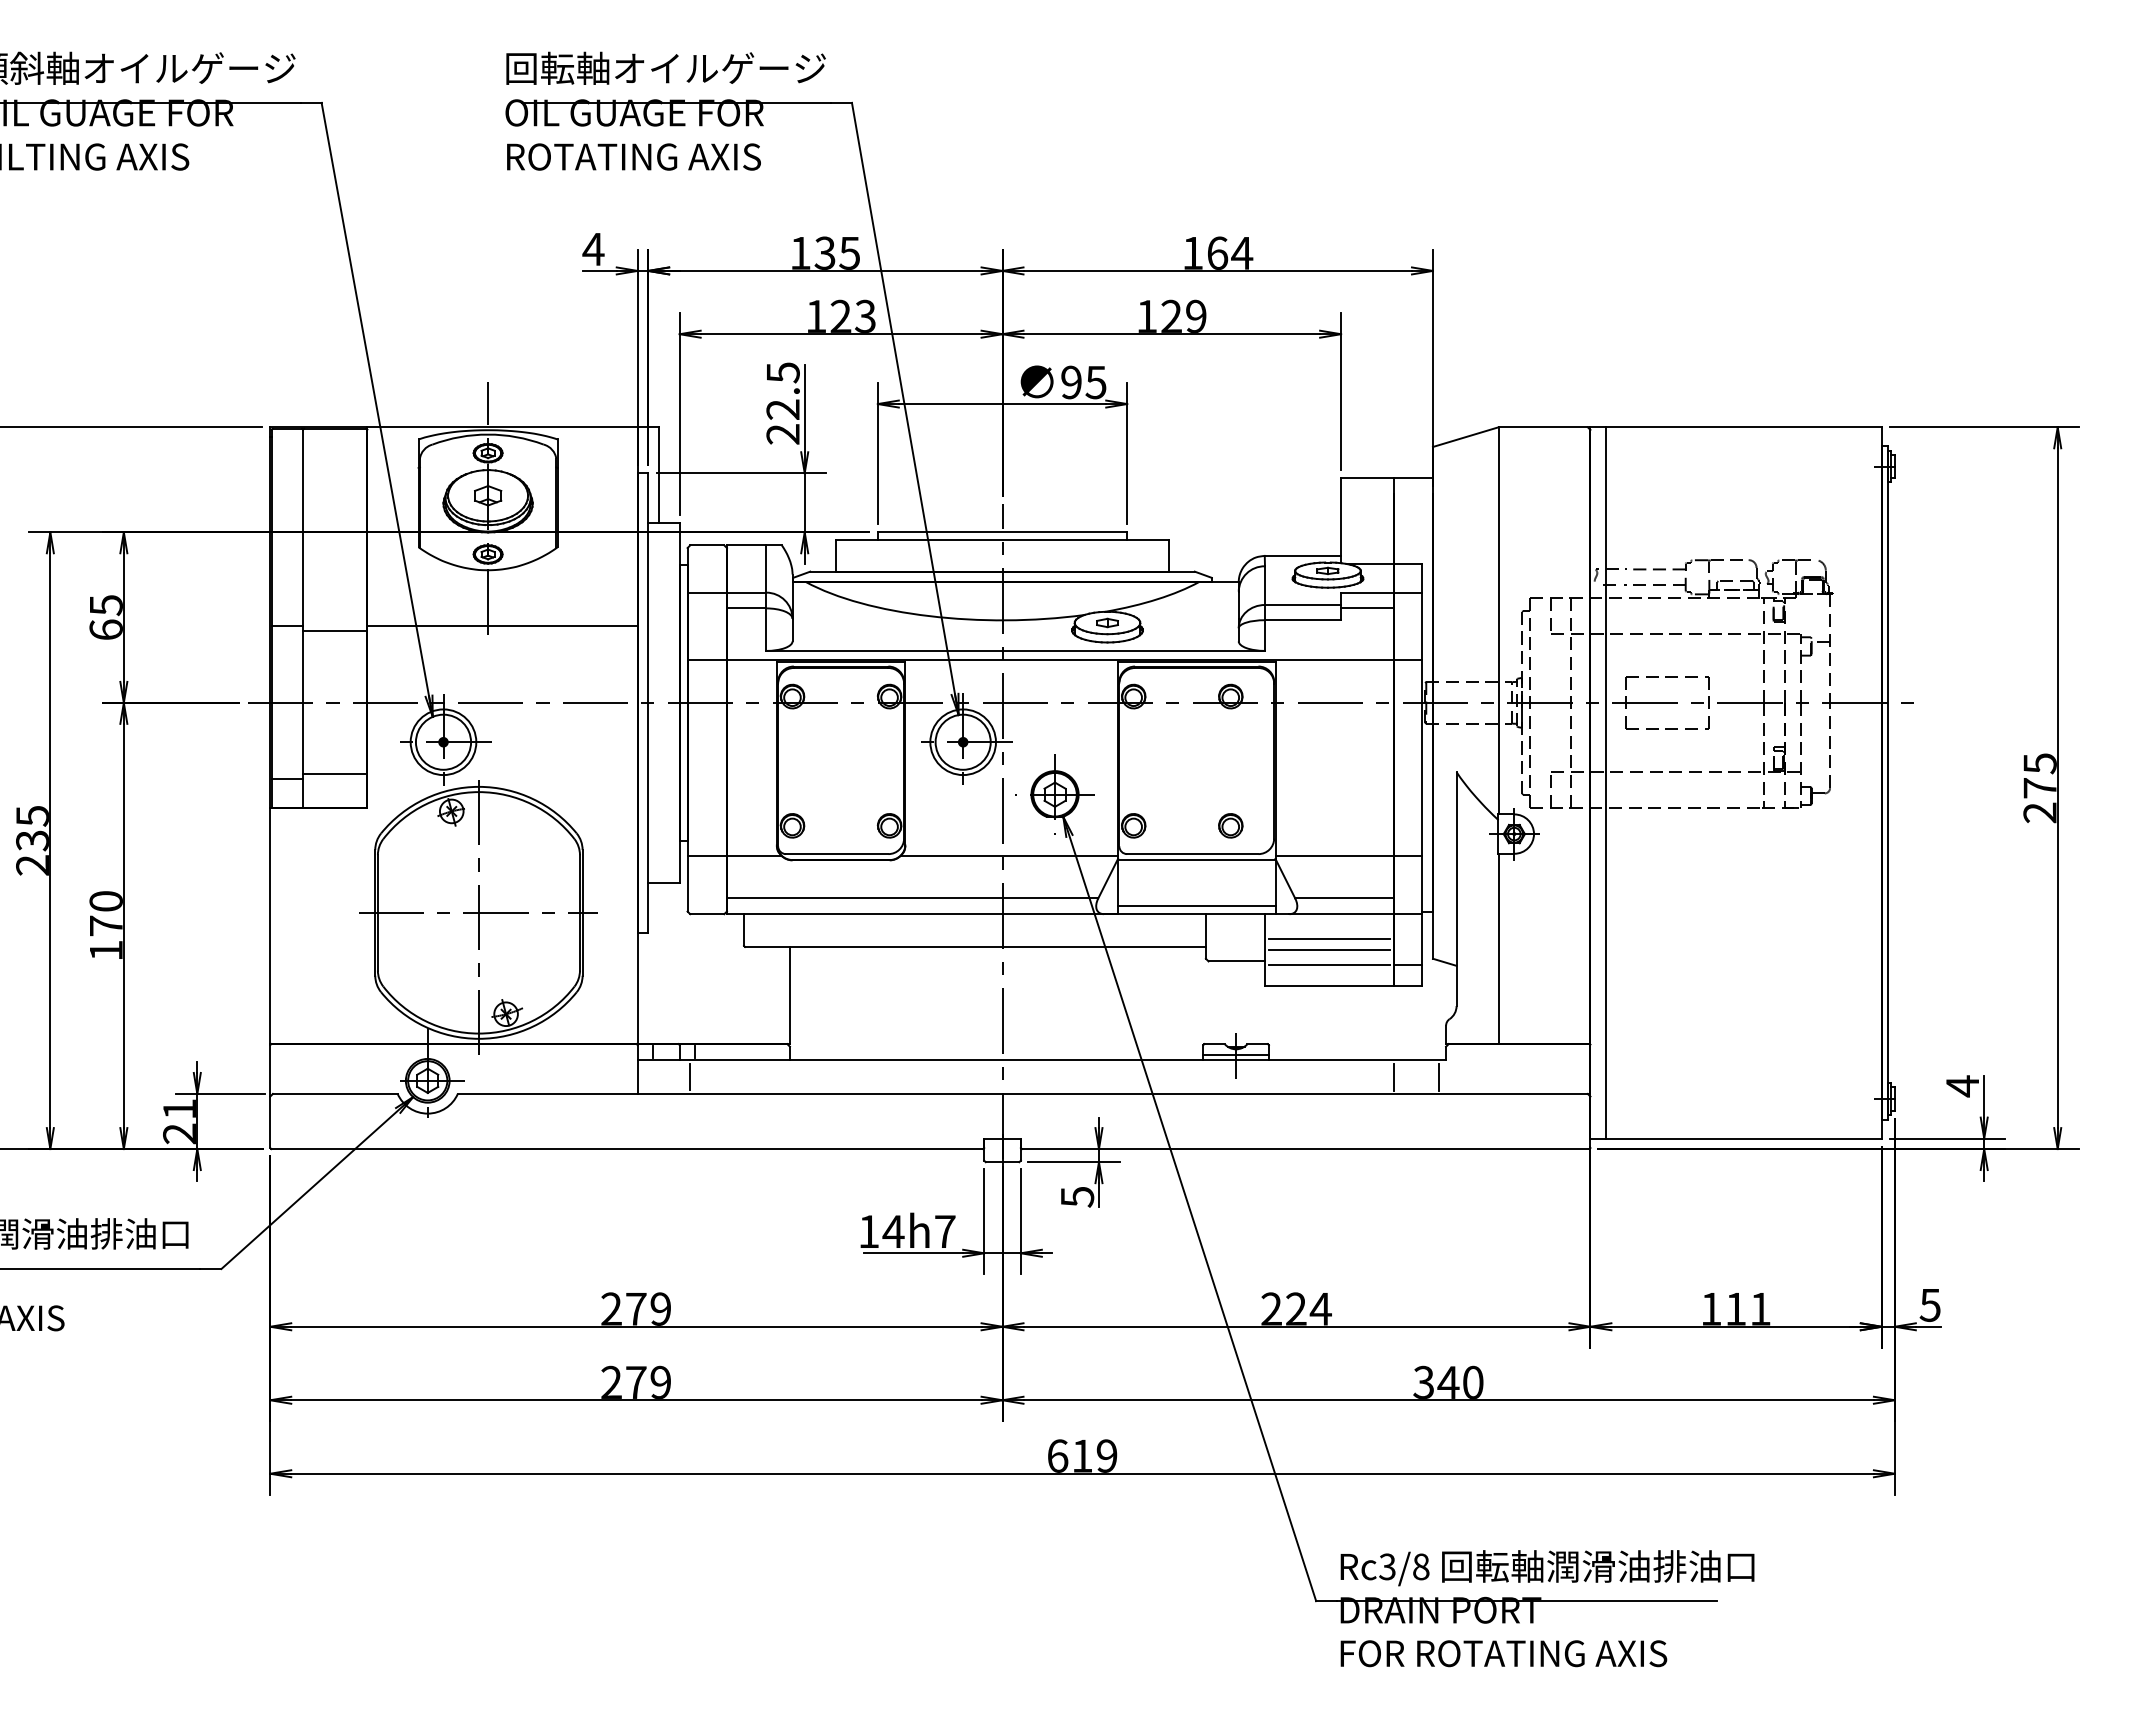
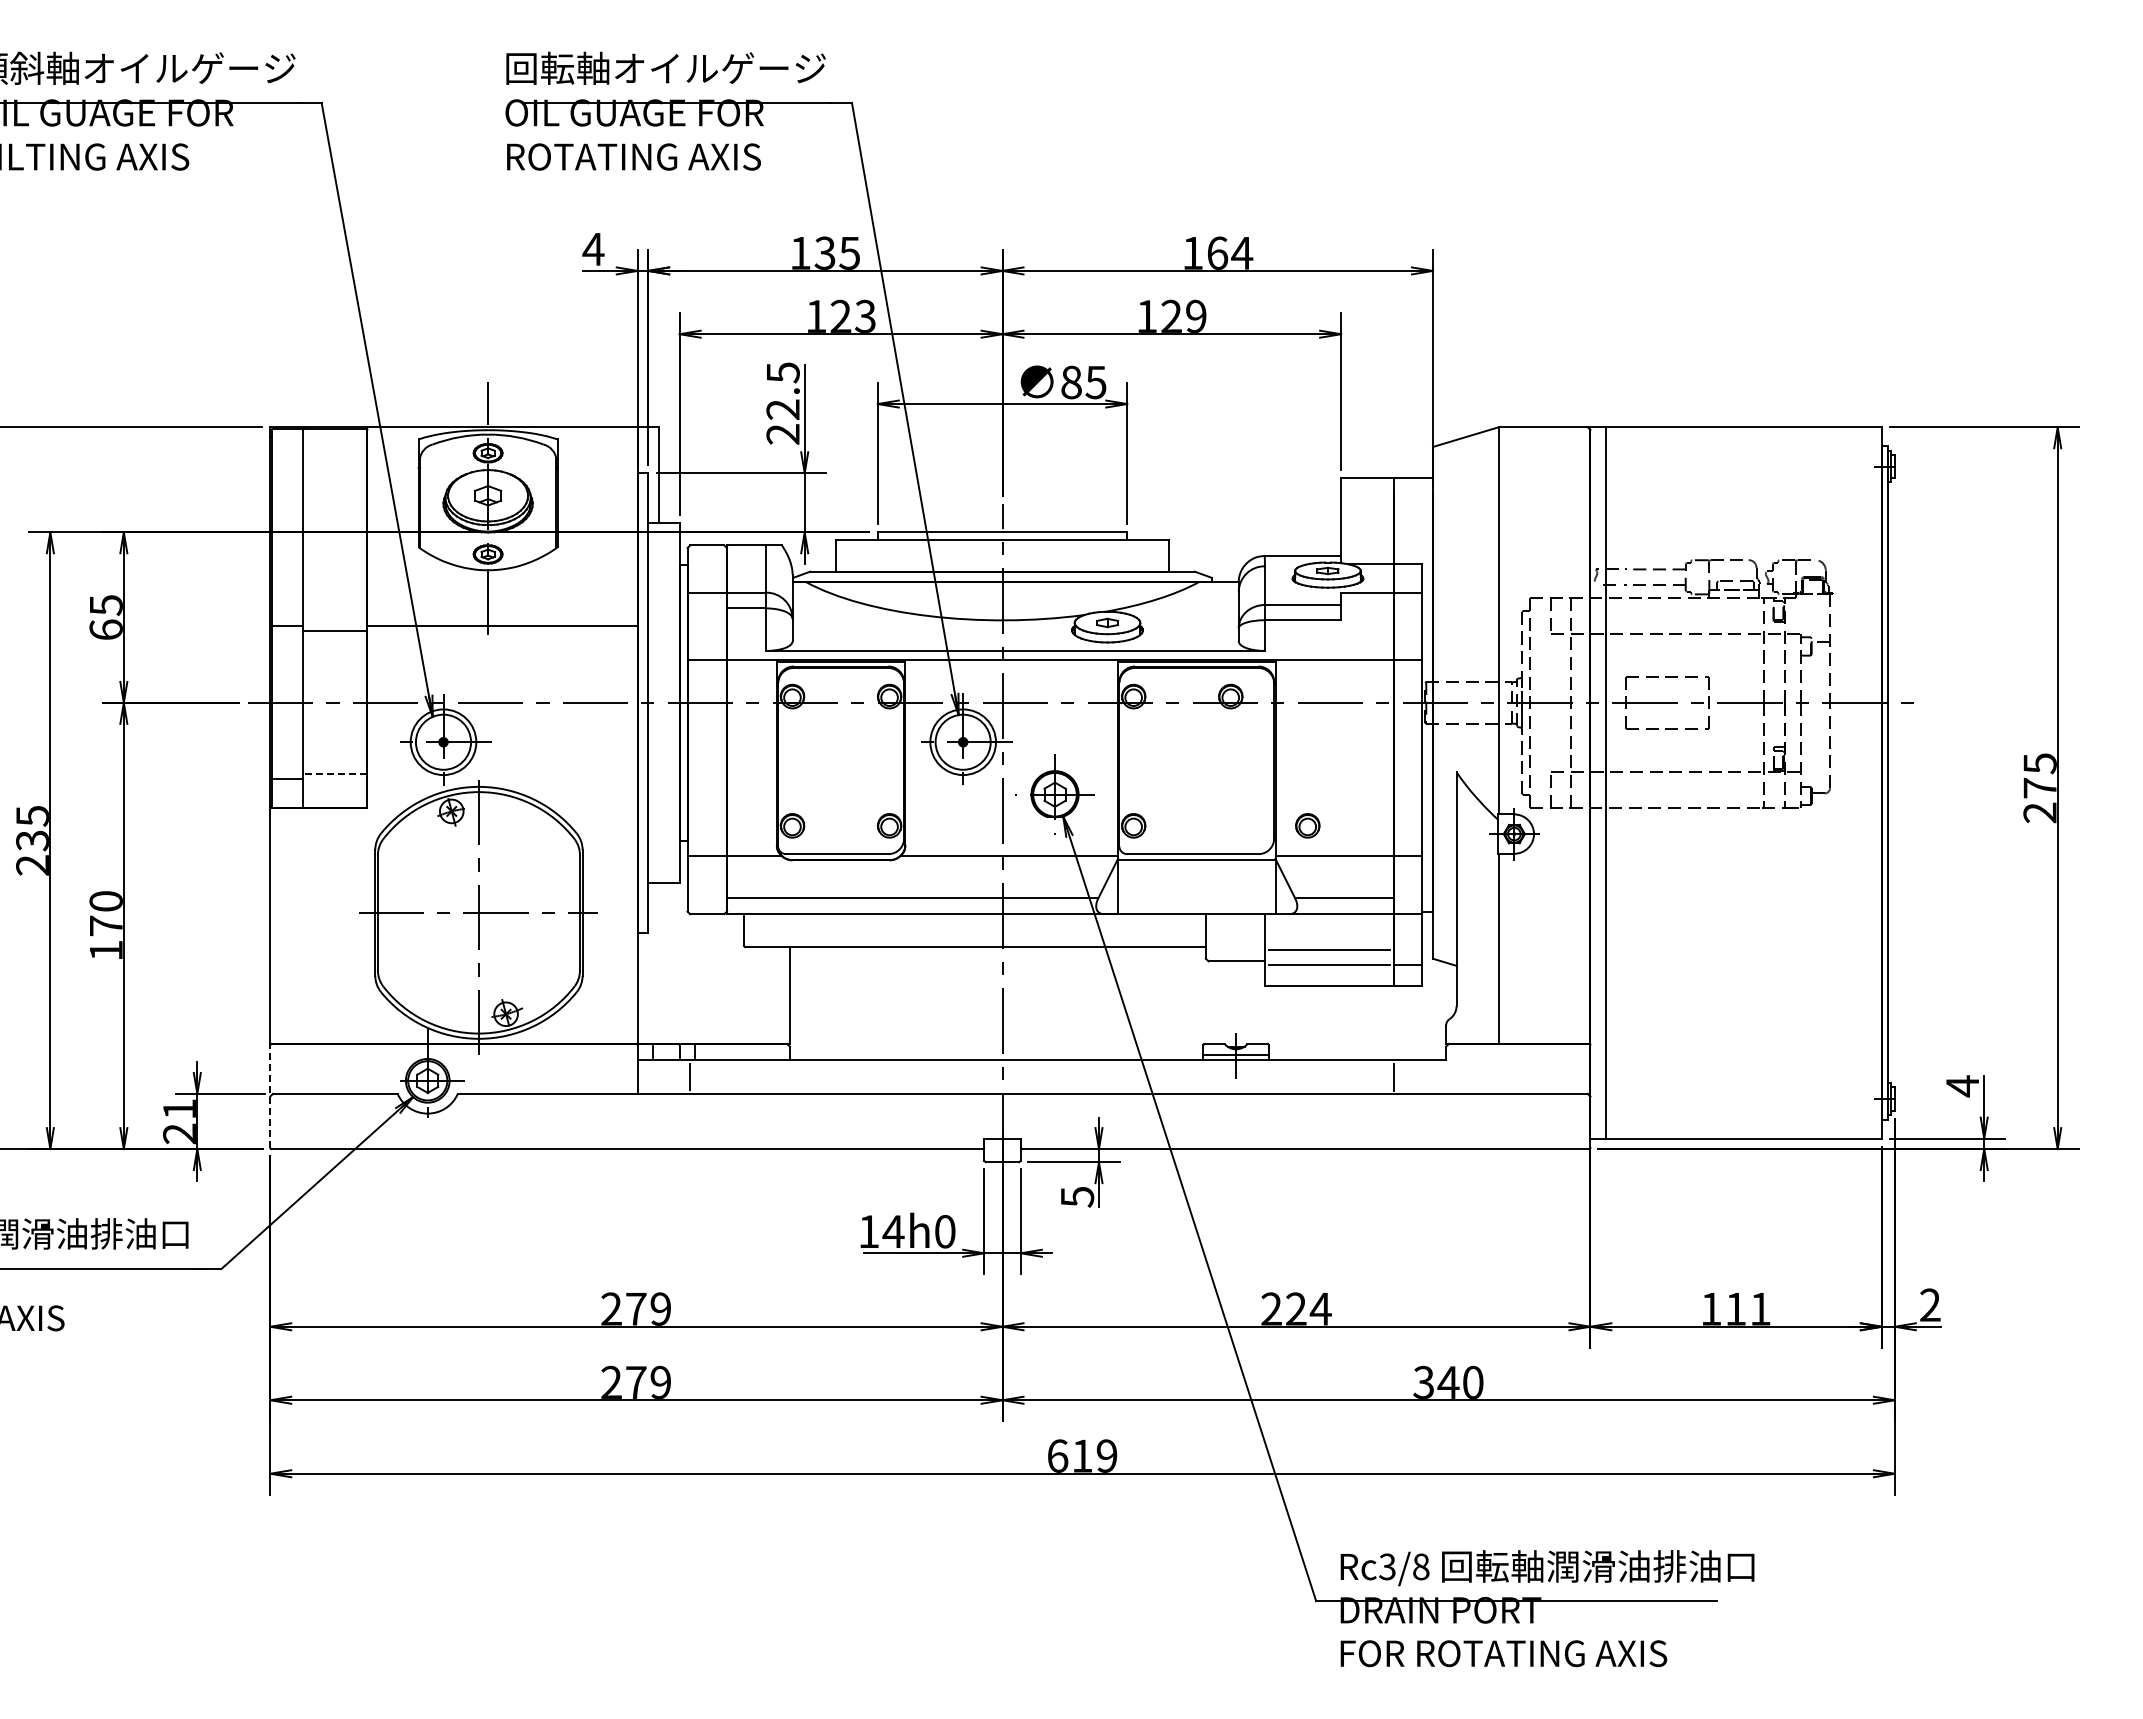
text: 95 -> 85 (1071, 382)
line: present -> none (1367, 608)
line: solid -> dashed (334, 774)
part position: (1230, 825) -> (1307, 825) (1307, 825)
line: present -> none (1196, 906)
line: present -> none (1328, 939)
line: present -> none (1439, 1077)
line: solid -> dashed (270, 1096)
text: 14h7 -> 14h0 (945, 1231)
text: 5 -> 2 (1929, 1304)
